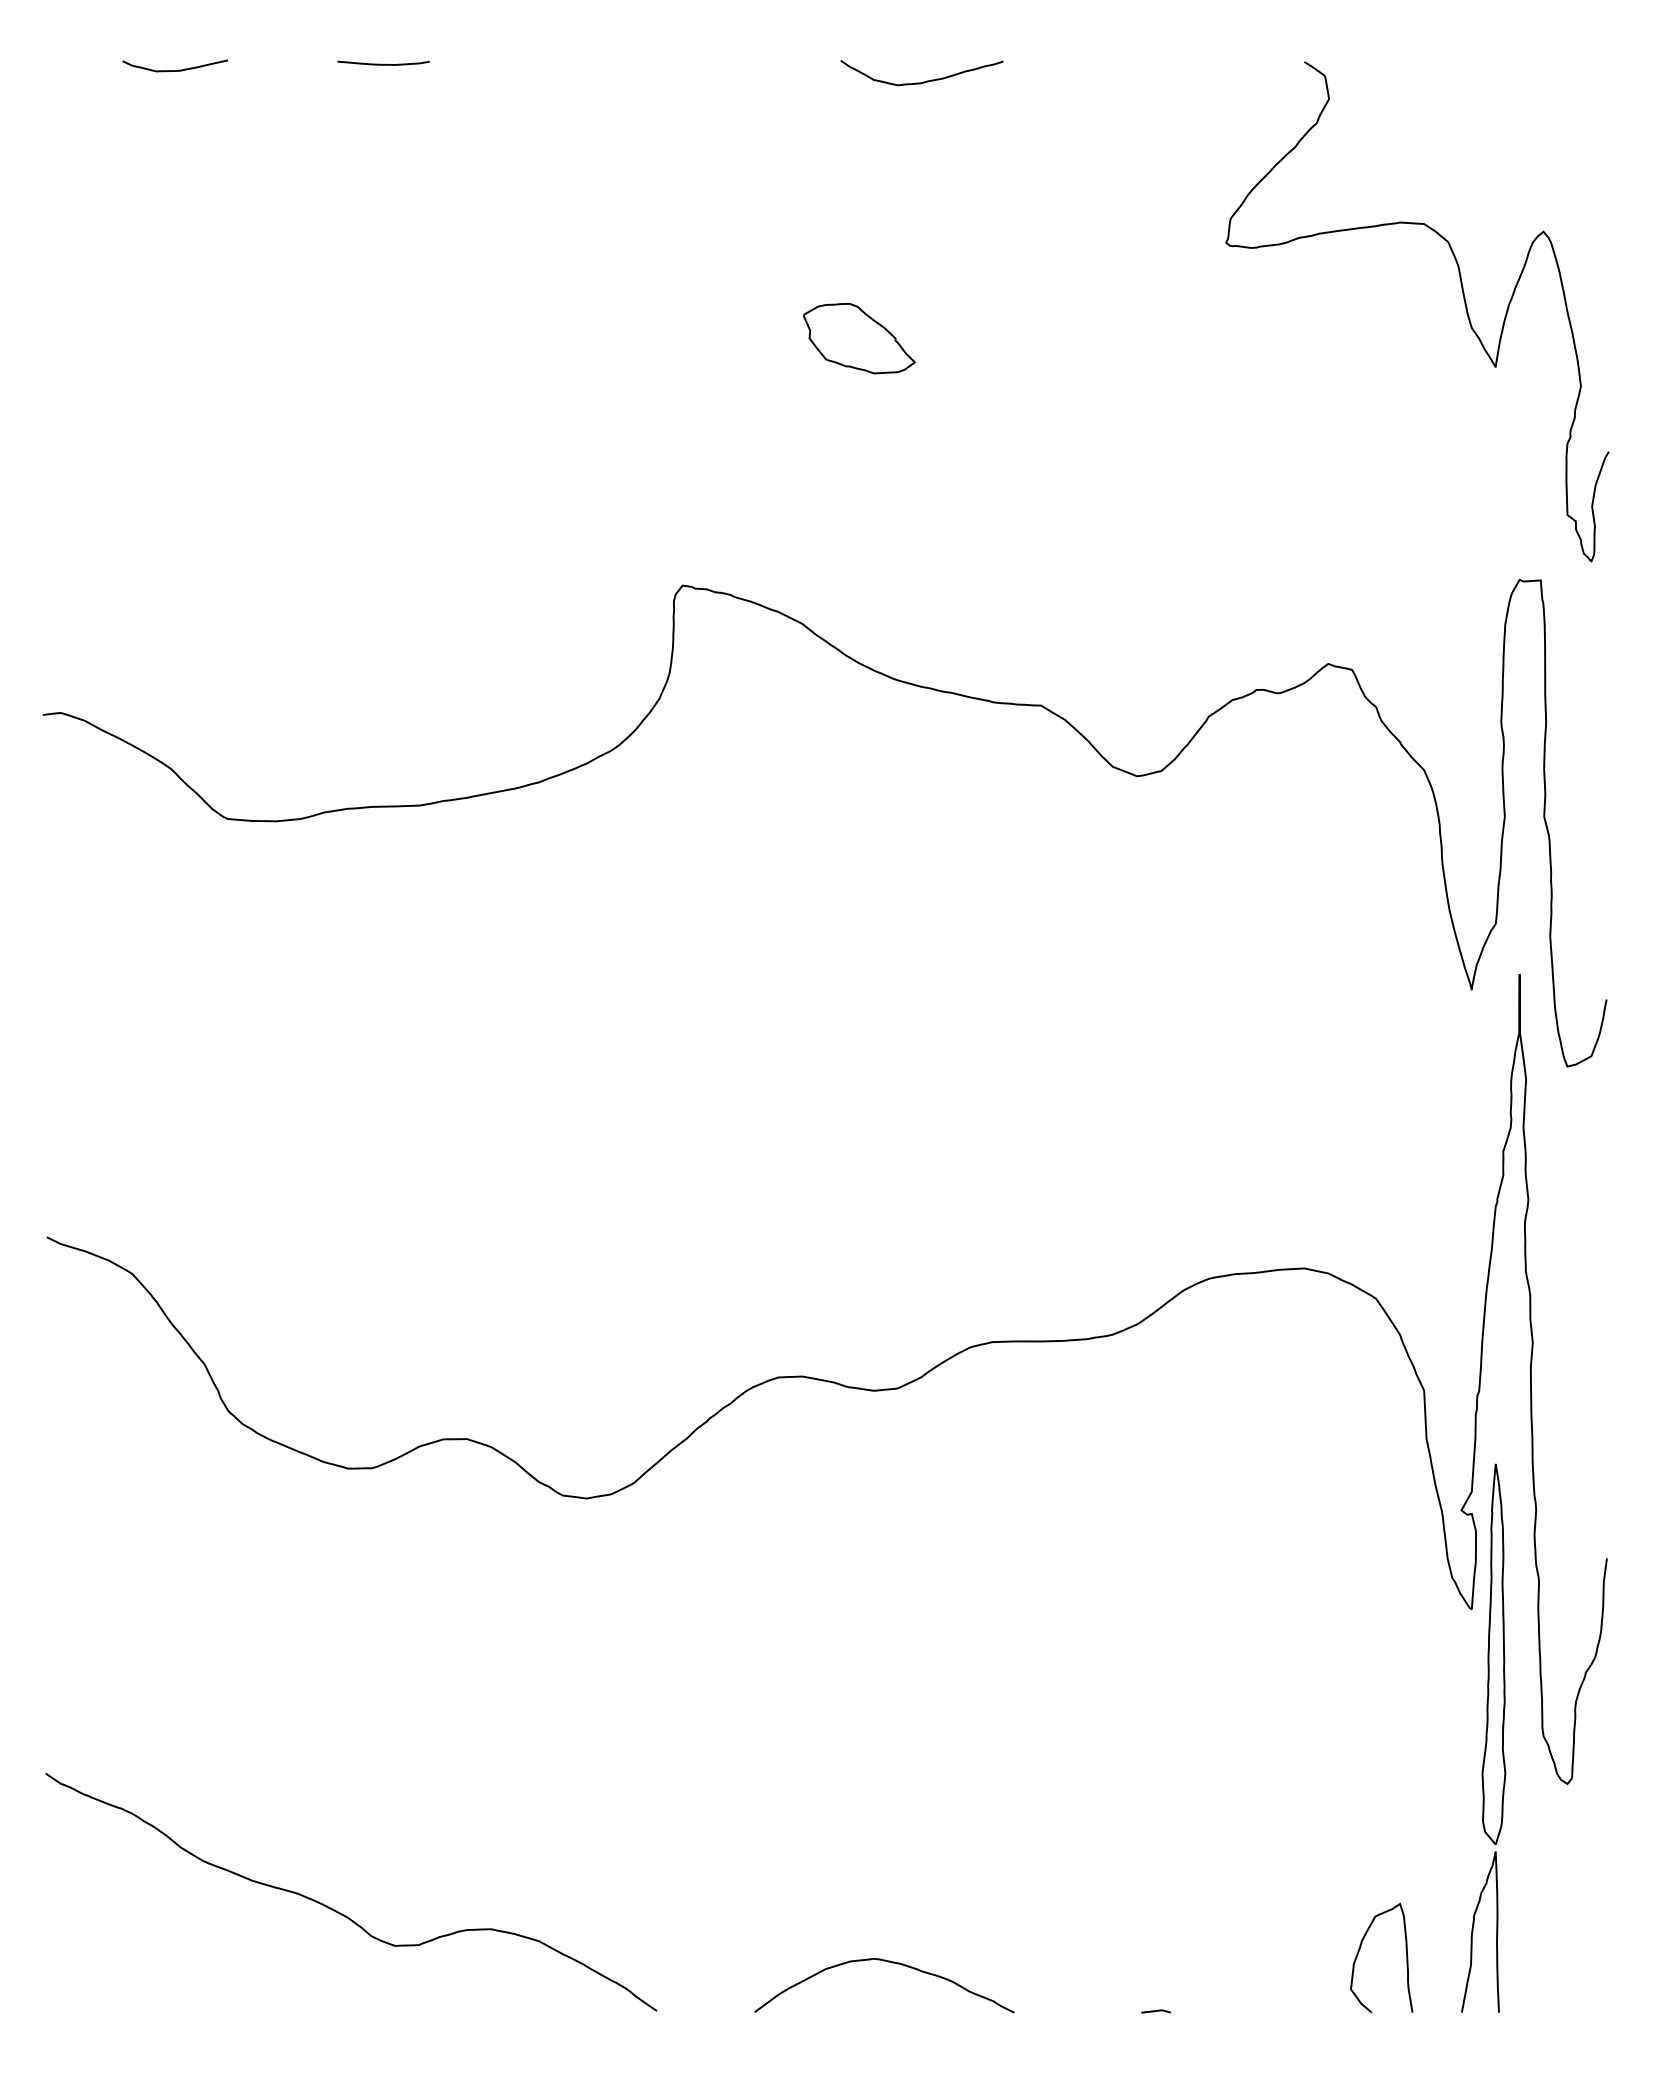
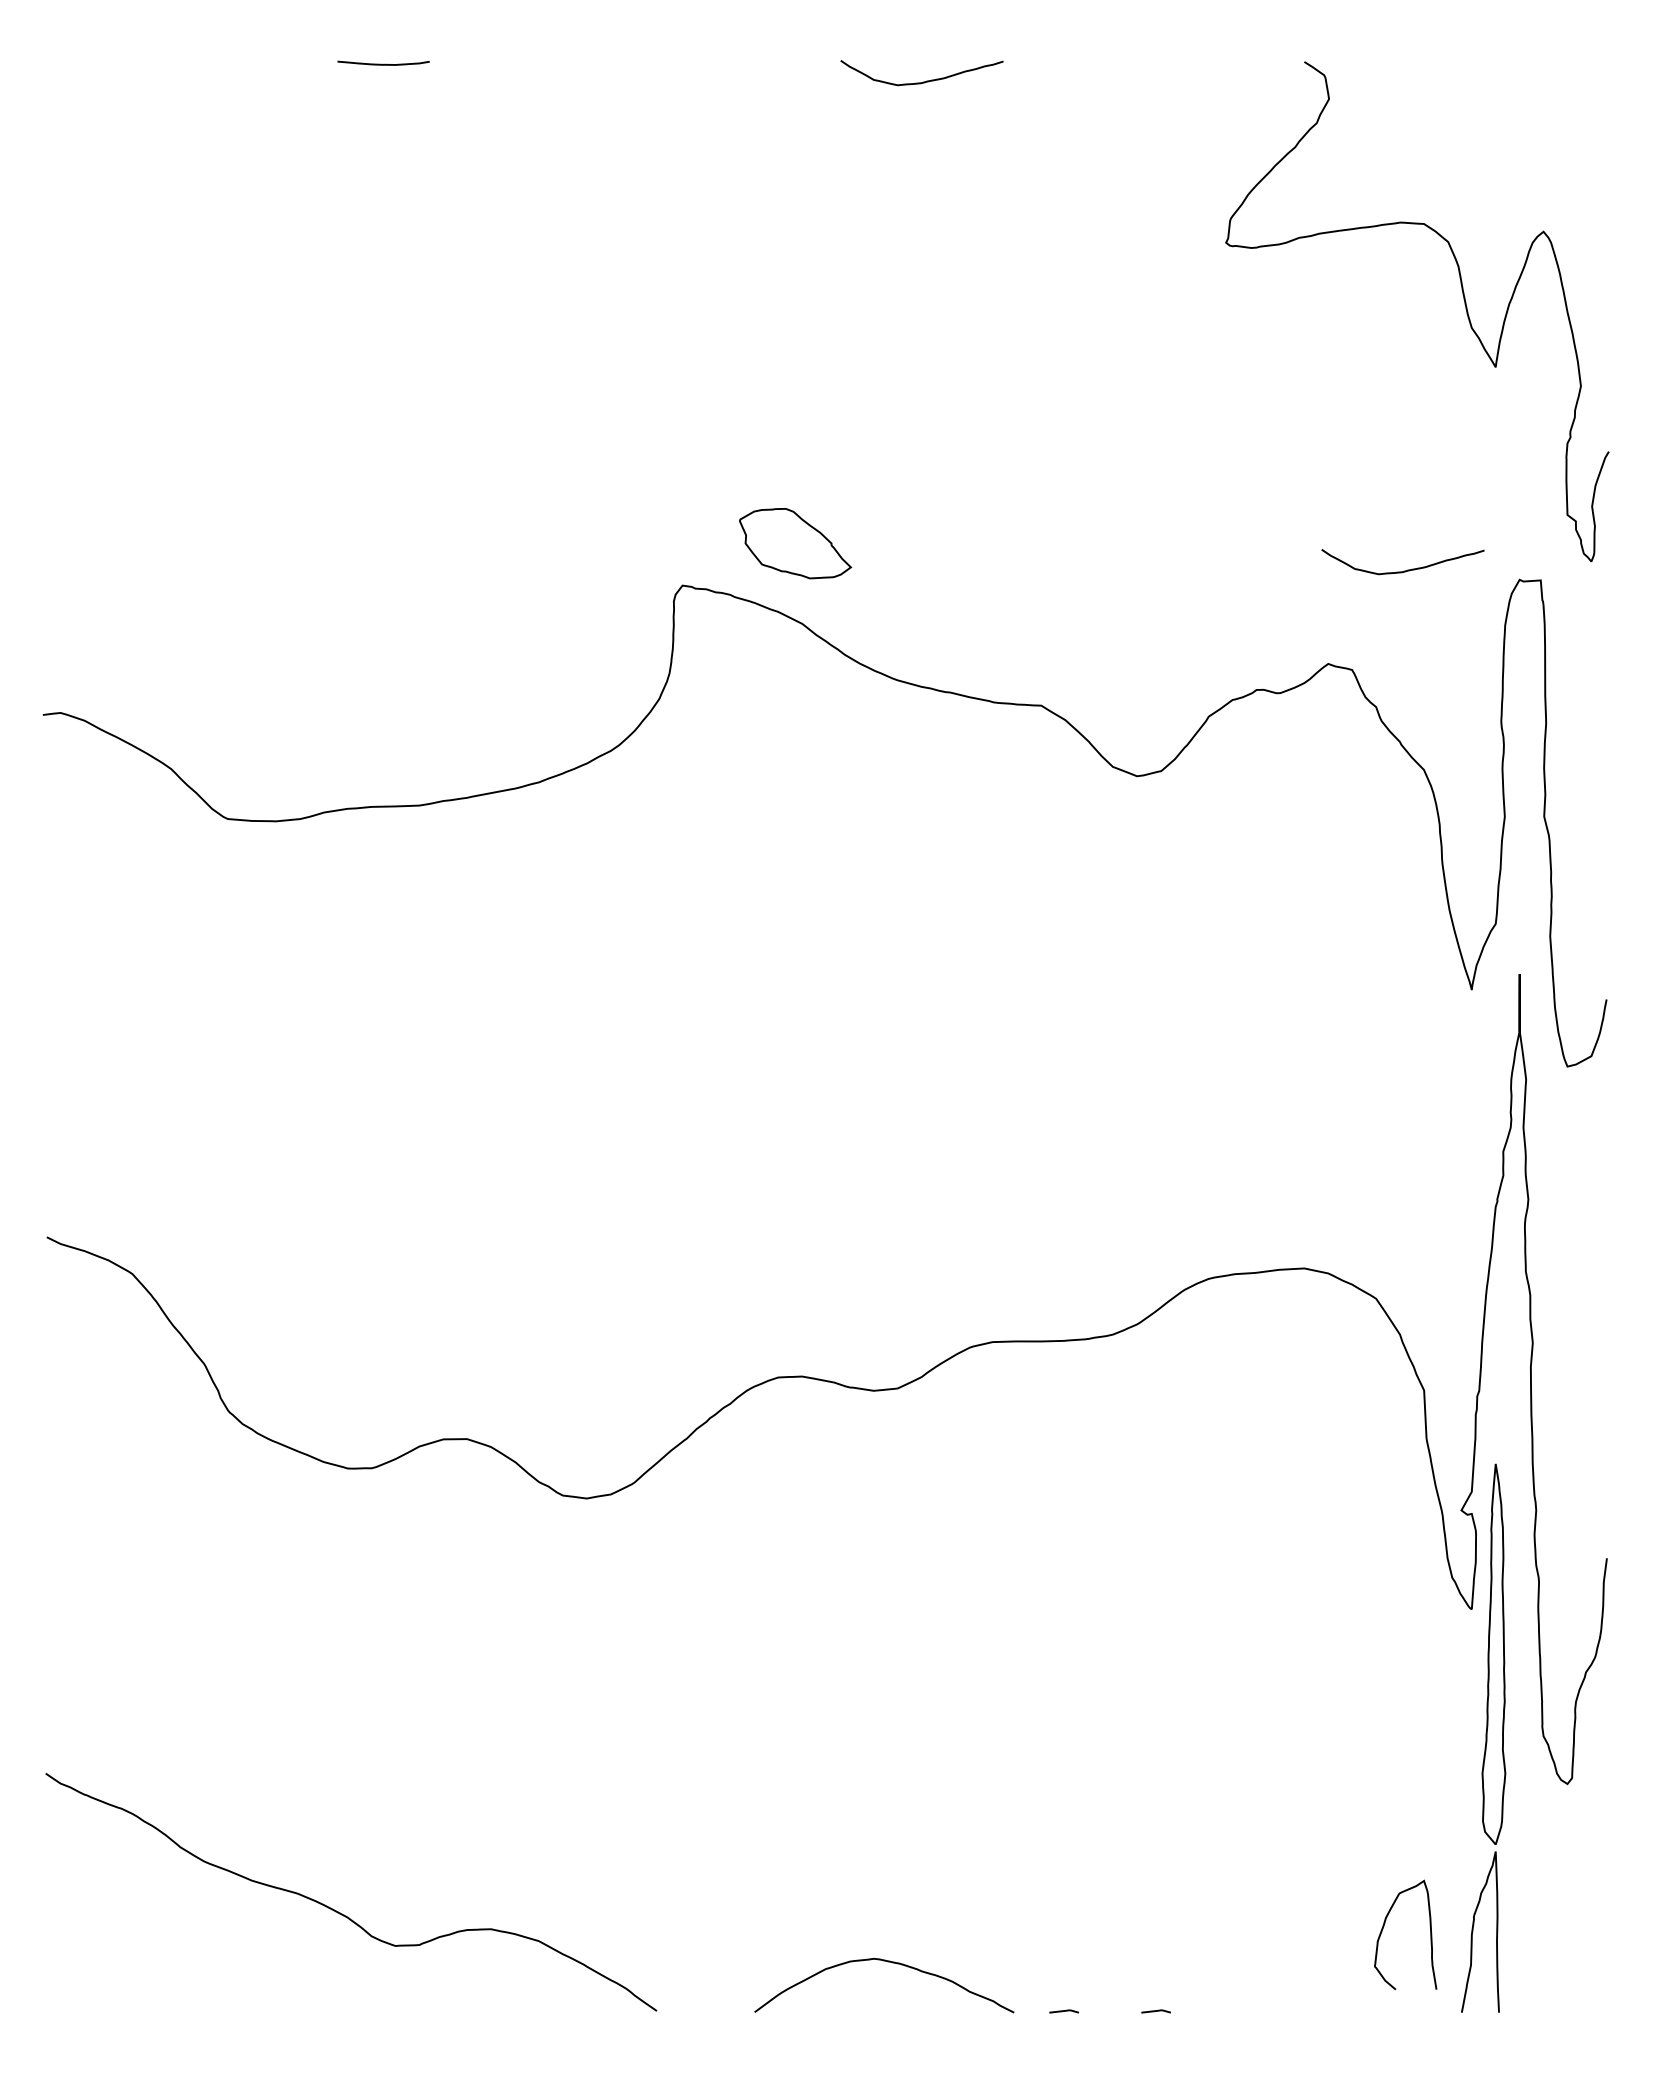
curve: present -> none (175, 70)
part position: (859, 338) -> (795, 543) (795, 543)
curve: none -> present (1404, 570)
curve position: (1360, 1949) -> (1384, 1926) (1384, 1926)
line: none -> present (1063, 2011)
